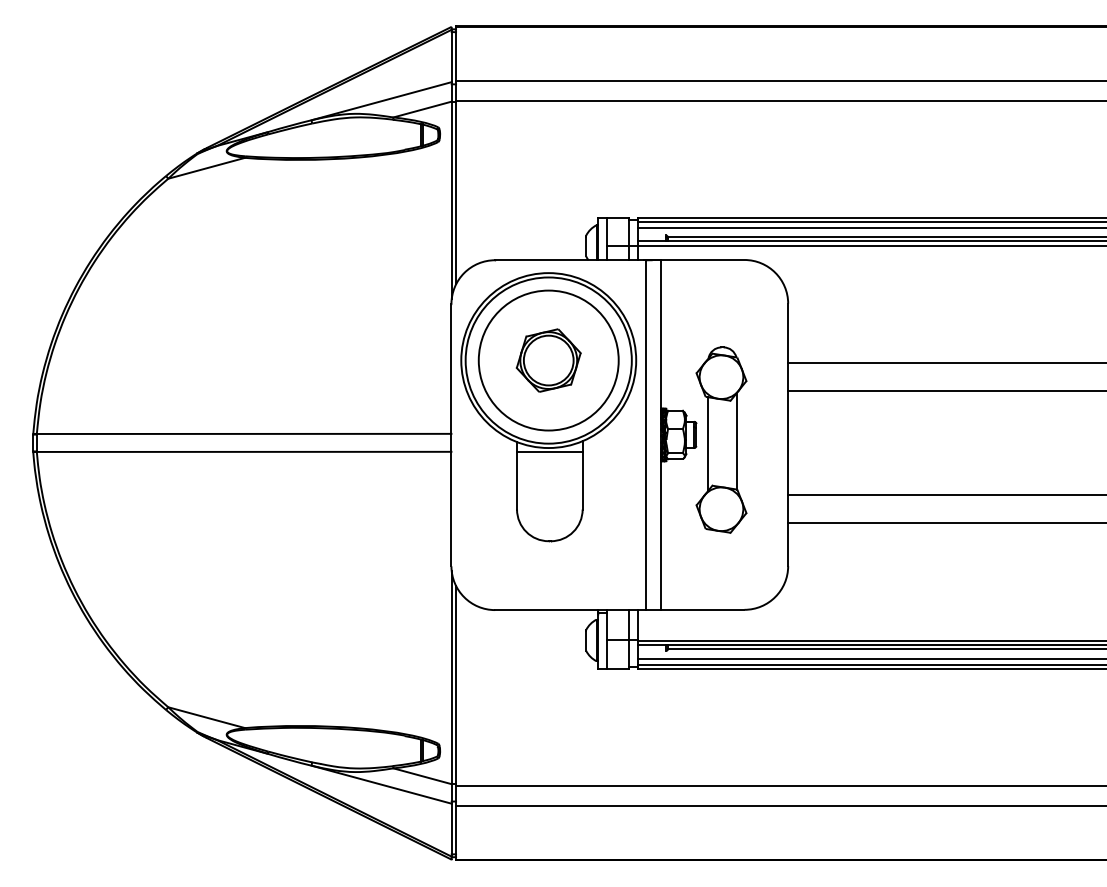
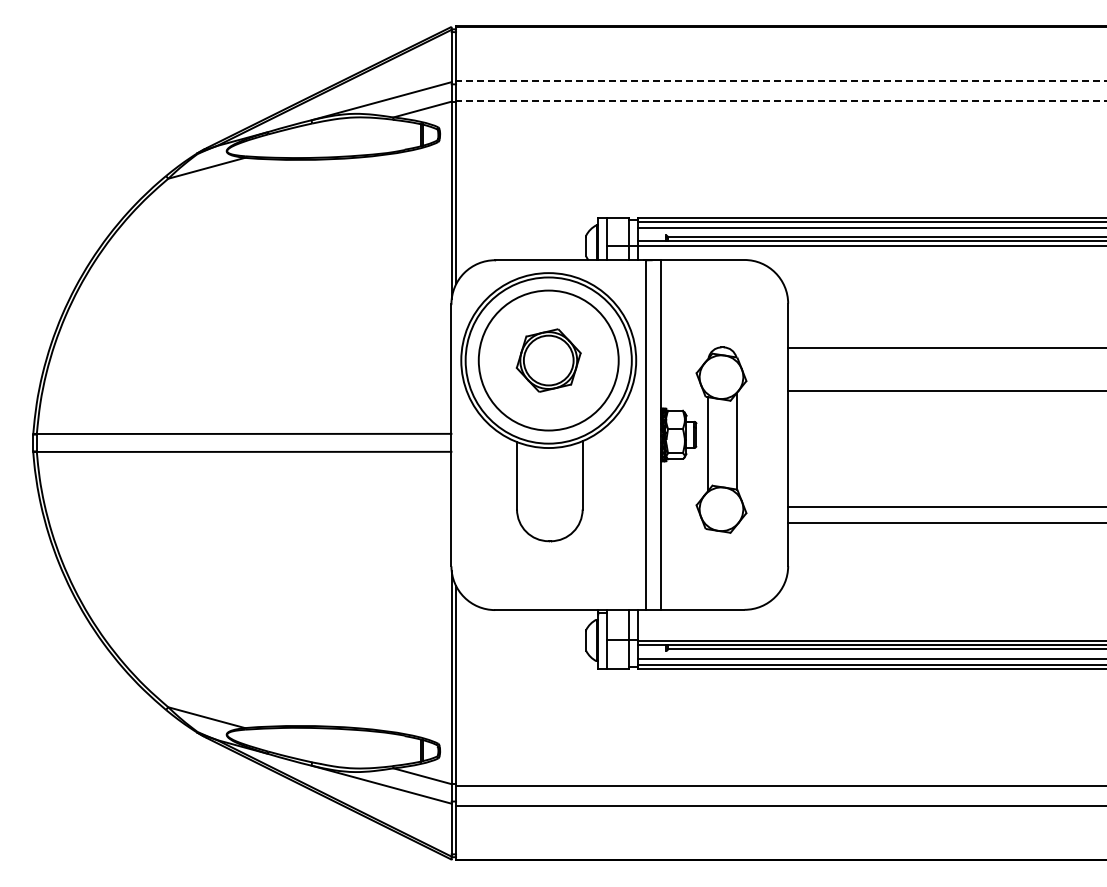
line: solid -> dashed (780, 80)
line: solid -> dashed (780, 100)
line position: (945, 363) -> (945, 348) (945, 348)
line: present -> none (549, 452)
line position: (945, 495) -> (945, 507) (945, 507)
